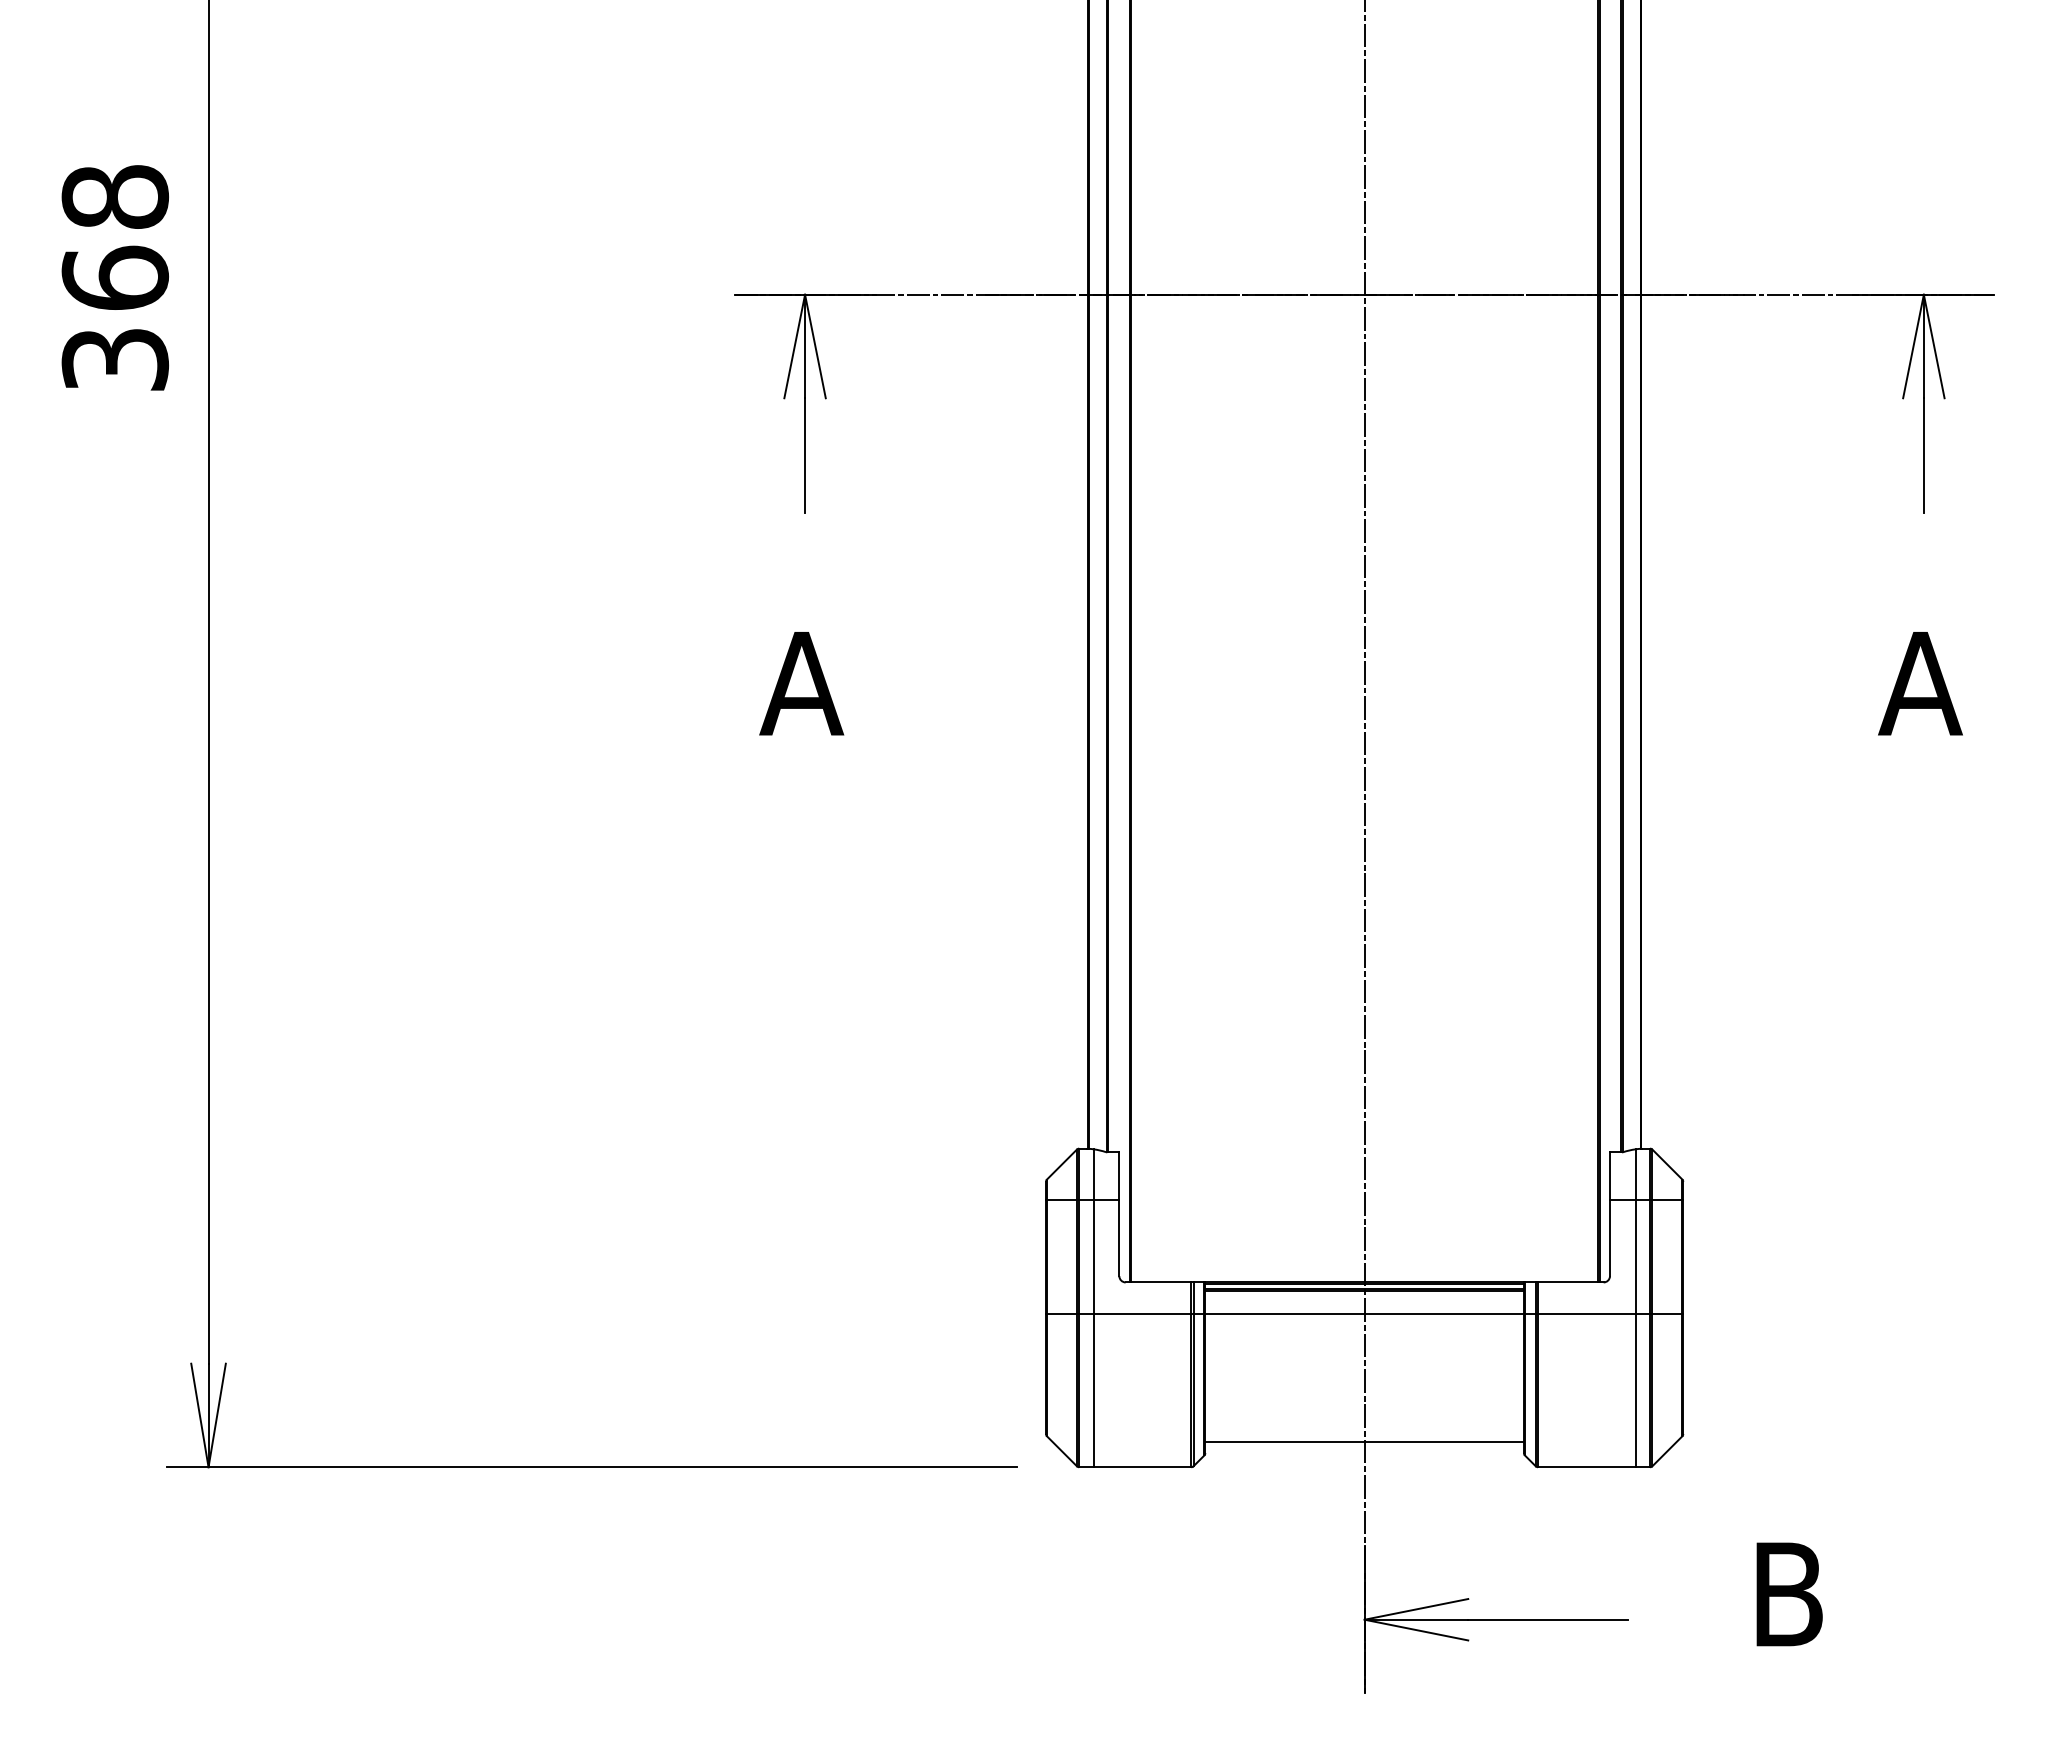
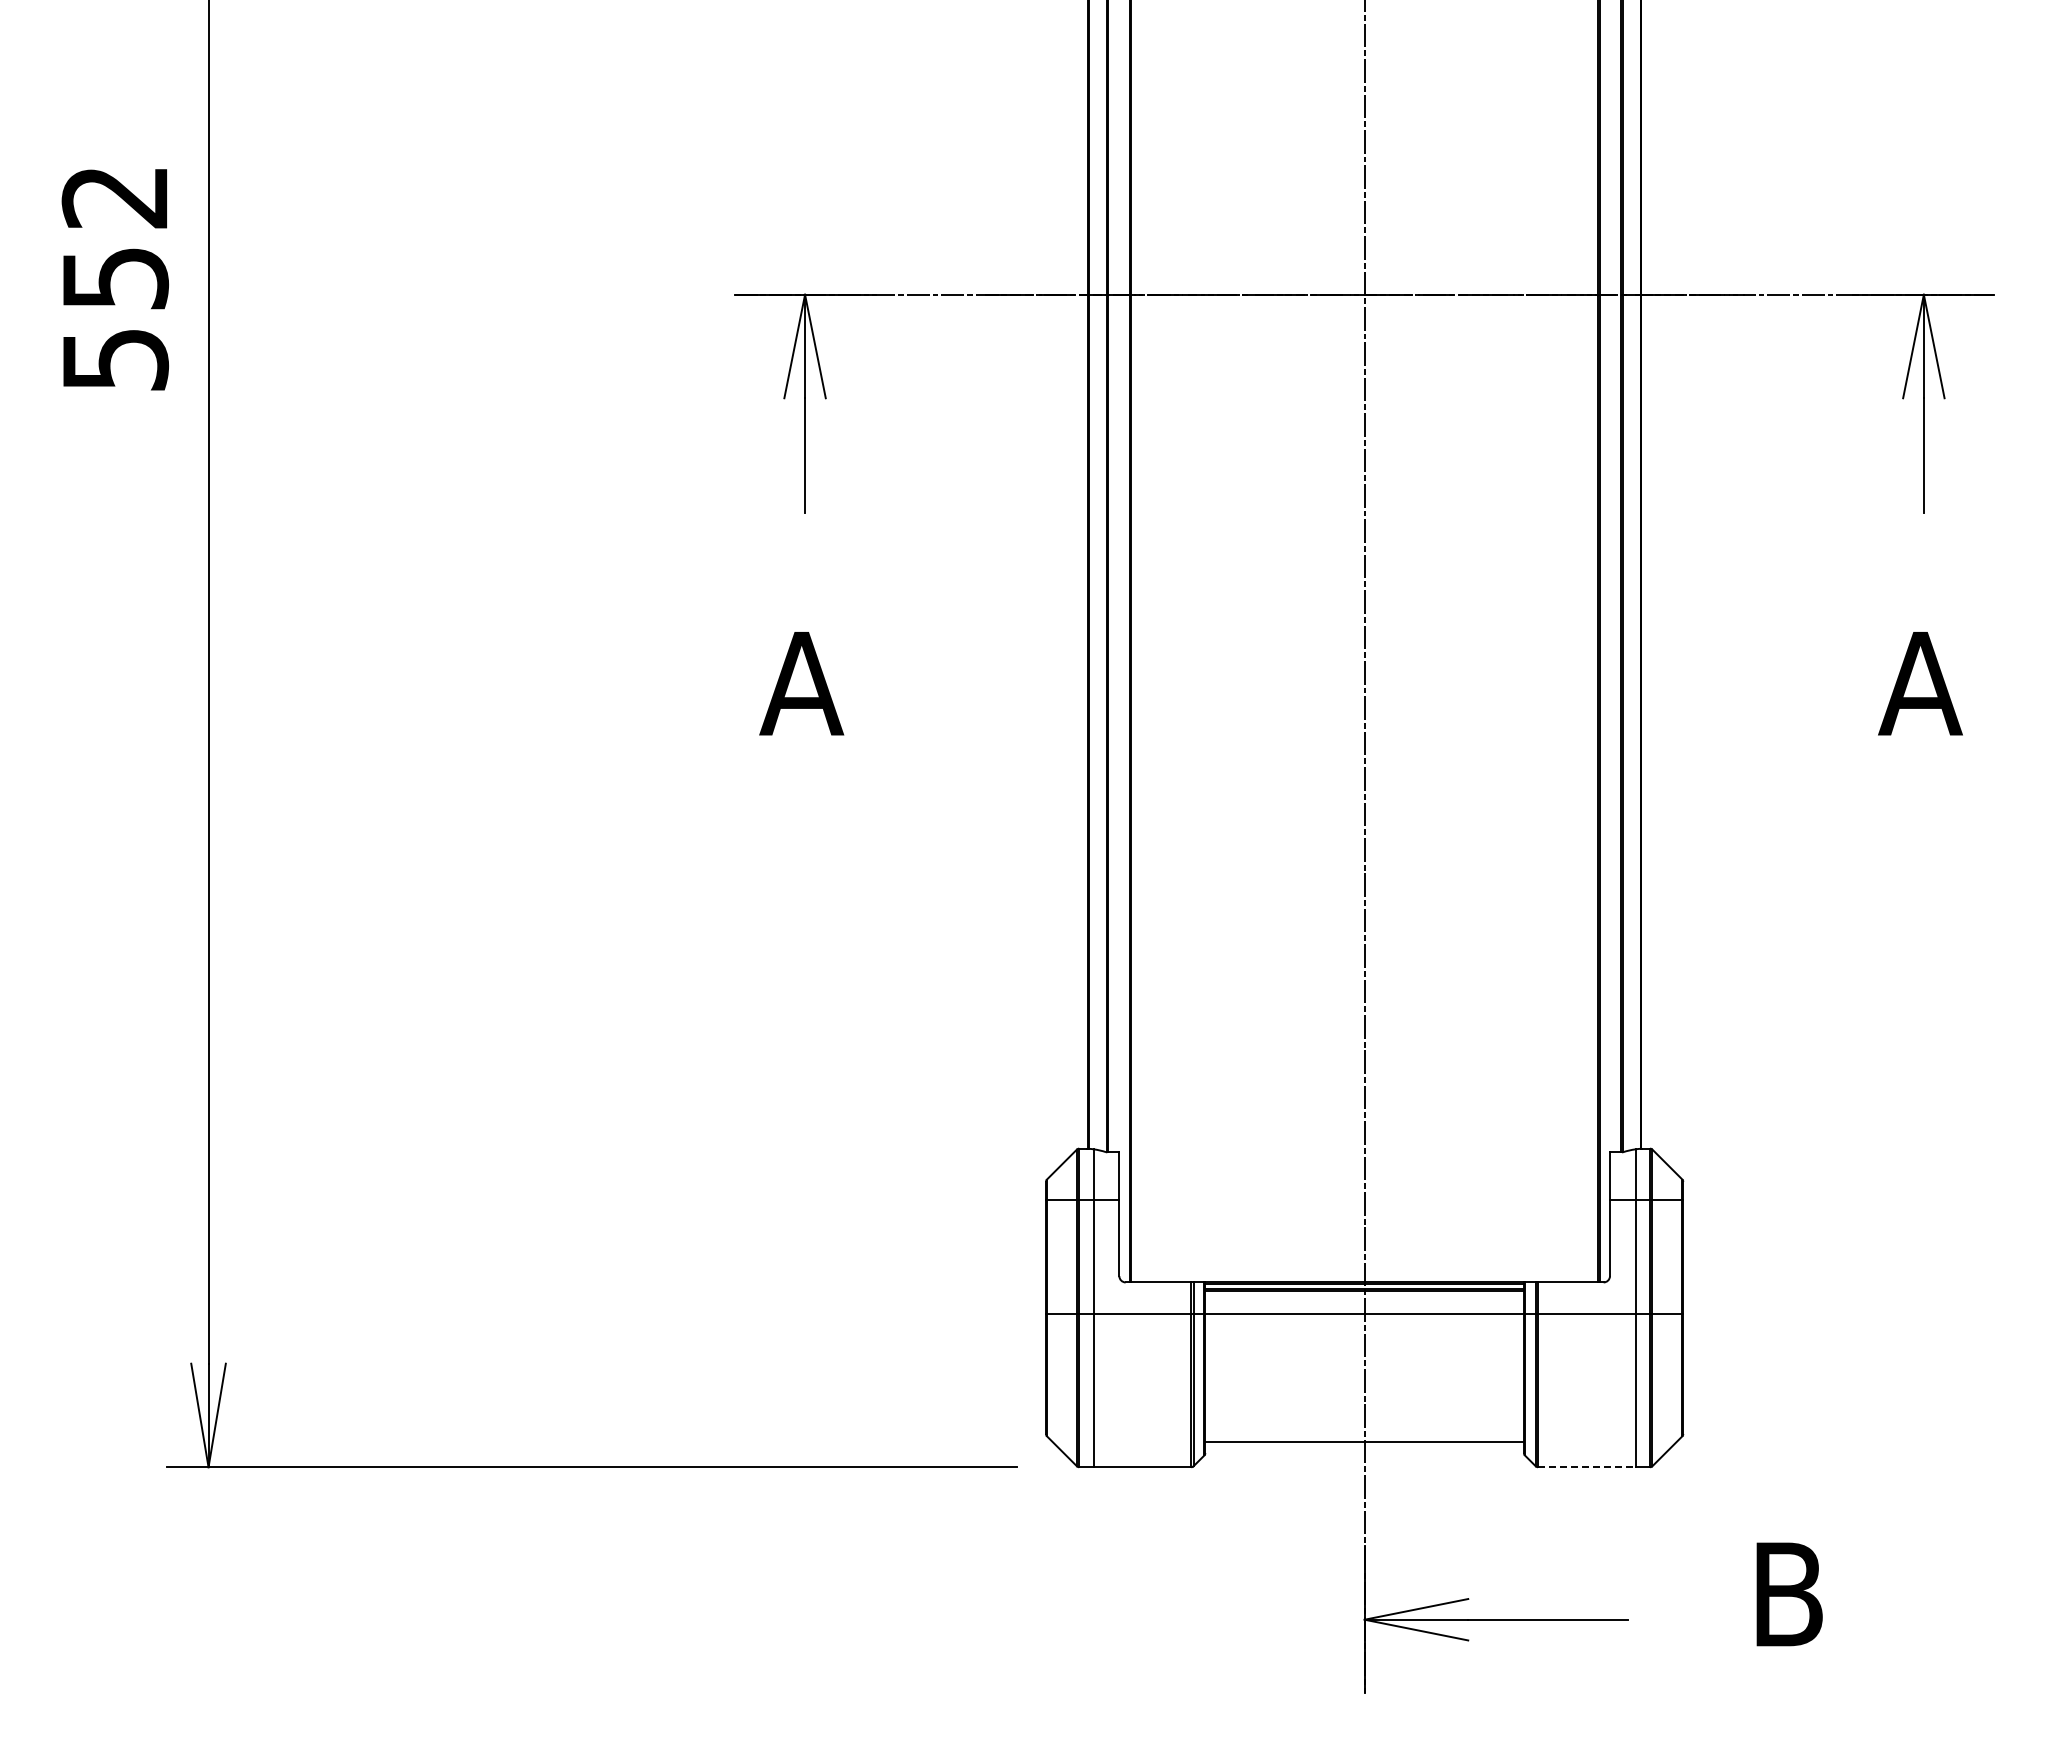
text: 368 -> 552 (115, 277)
line: solid -> dashed (1586, 1467)
